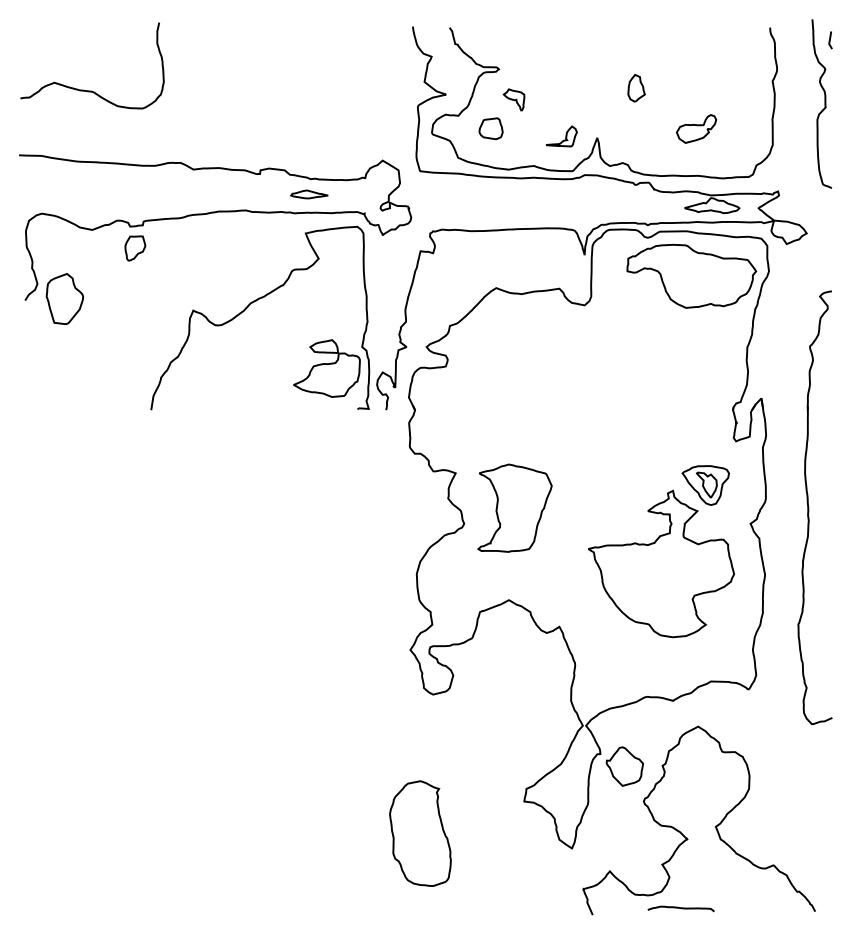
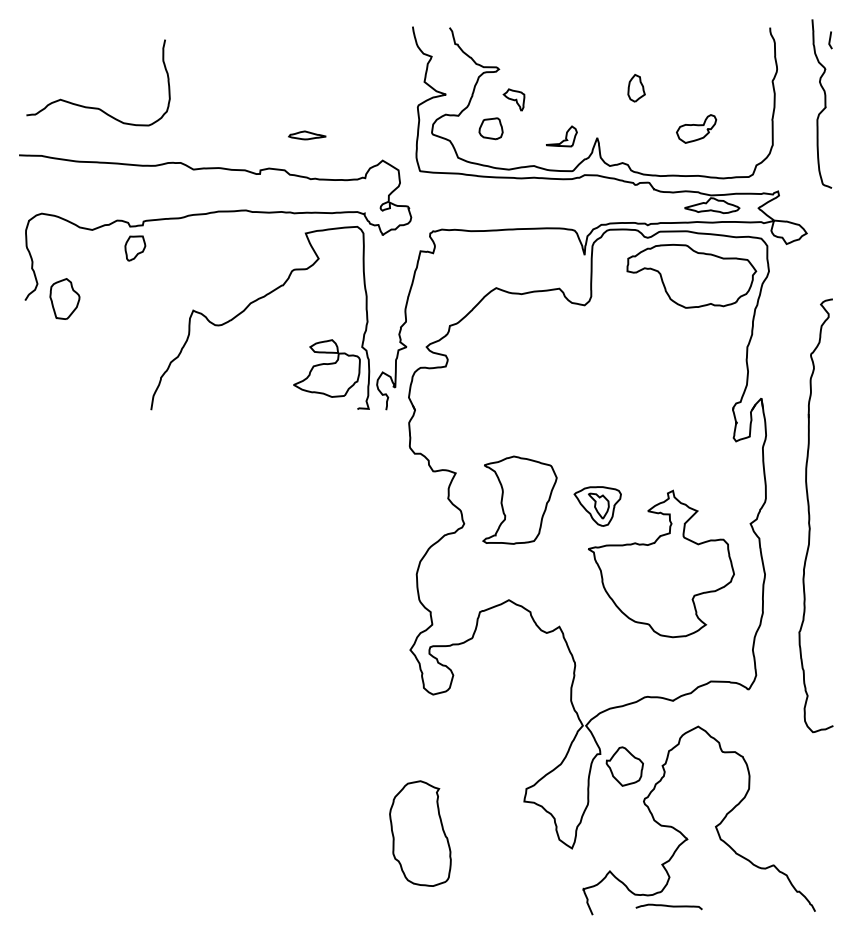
curve position: (92, 90) -> (98, 107) (98, 107)
part position: (309, 194) -> (307, 135) (307, 135)
part size: 40x52 px -> 32x42 px (64, 298)
part position: (705, 485) -> (597, 506) (597, 506)
part position: (514, 507) -> (519, 499) (519, 499)
part position: (814, 507) -> (815, 515) (815, 515)
curve position: (680, 908) -> (668, 906) (668, 906)
